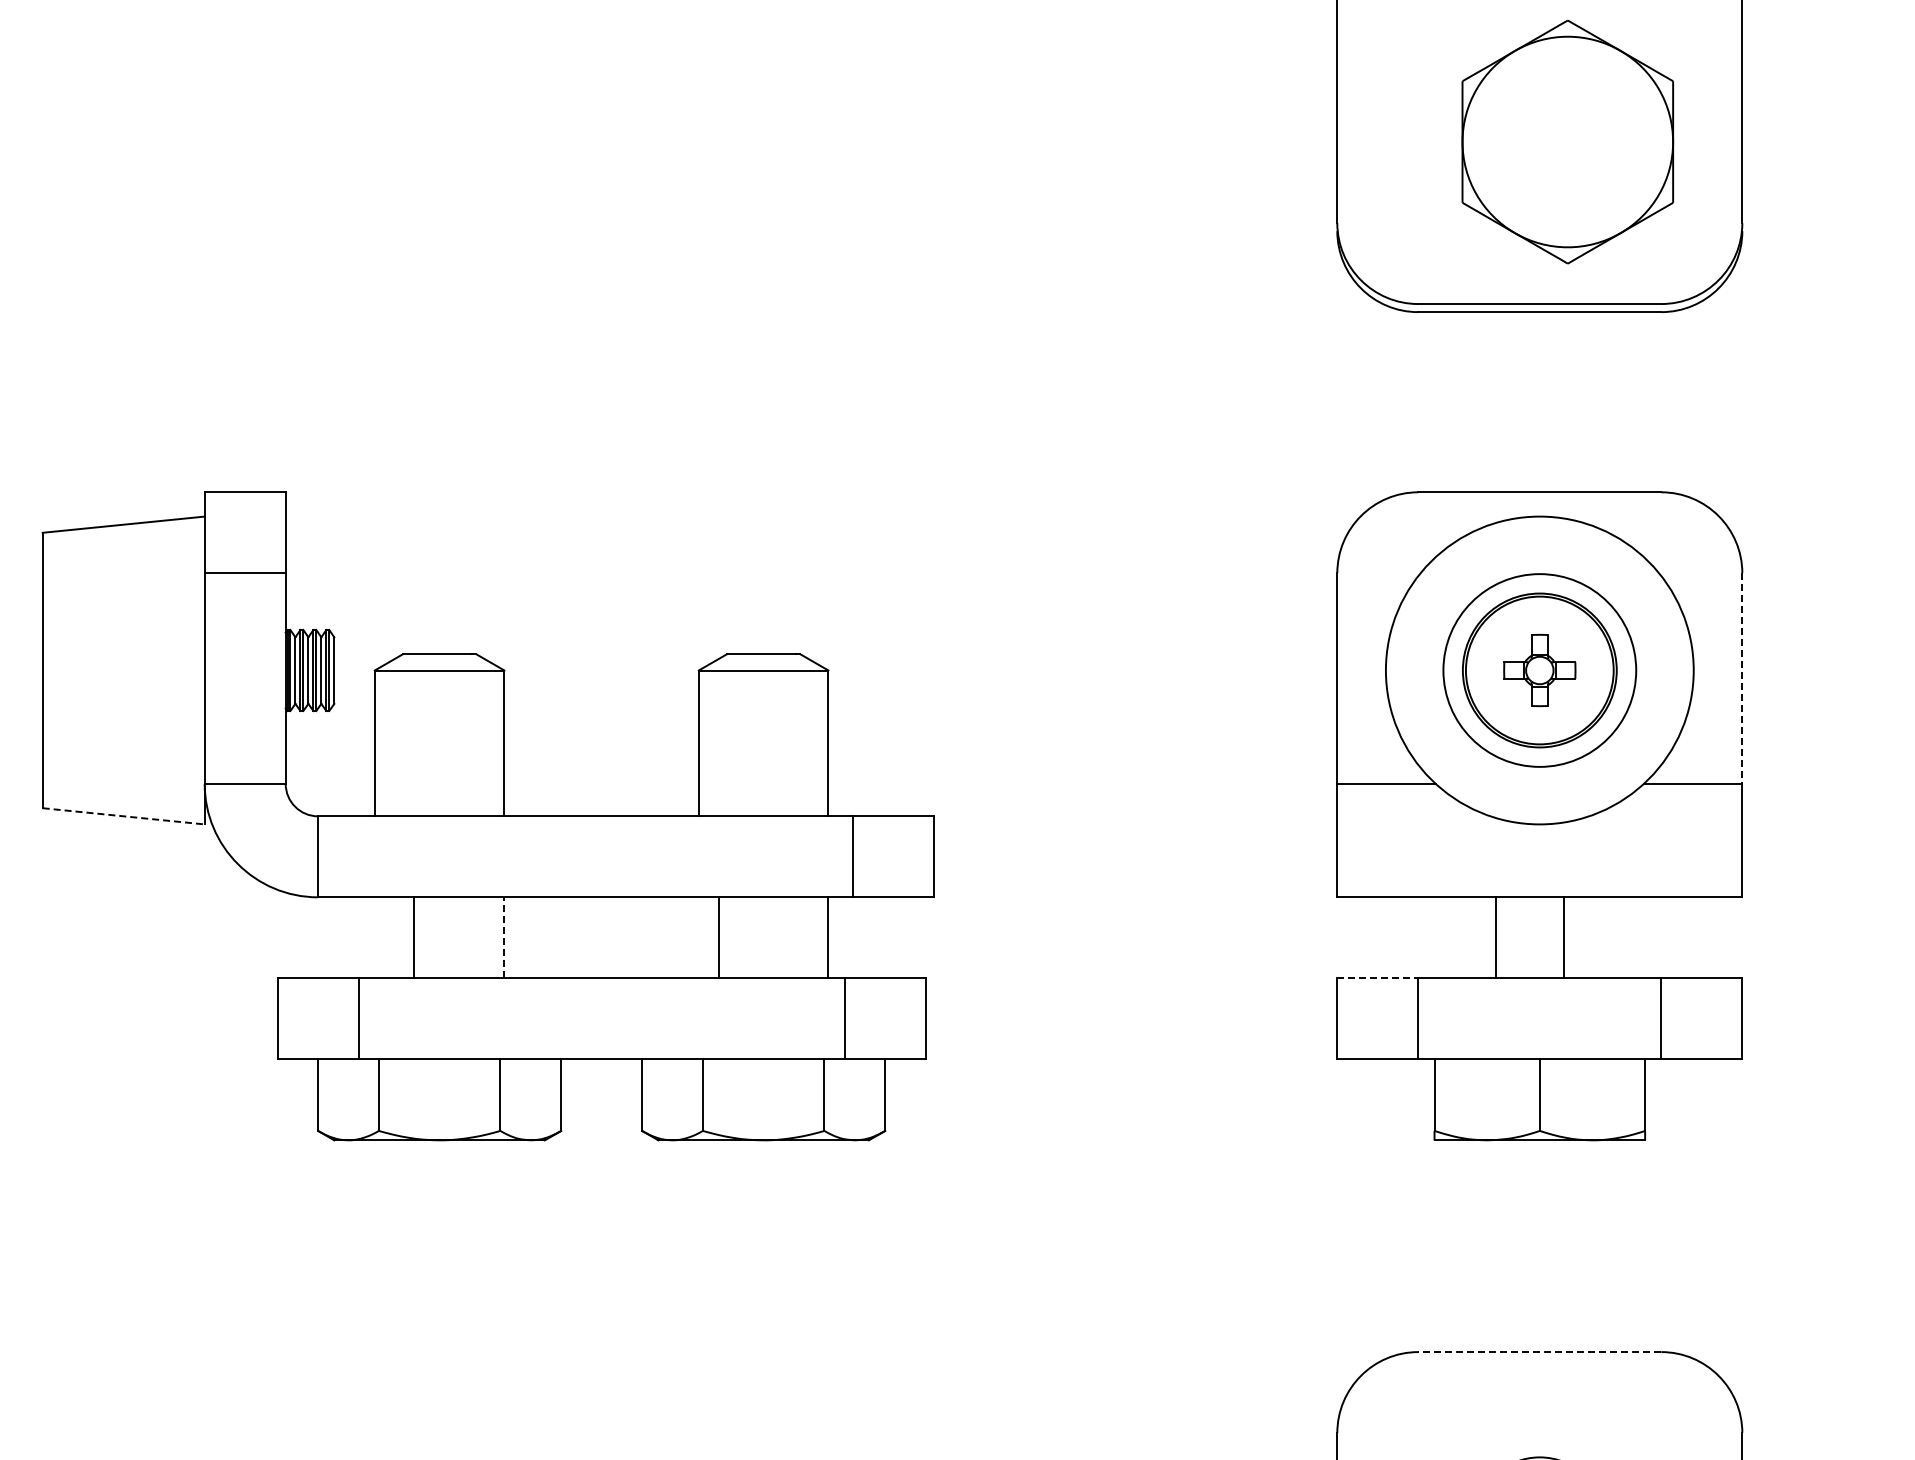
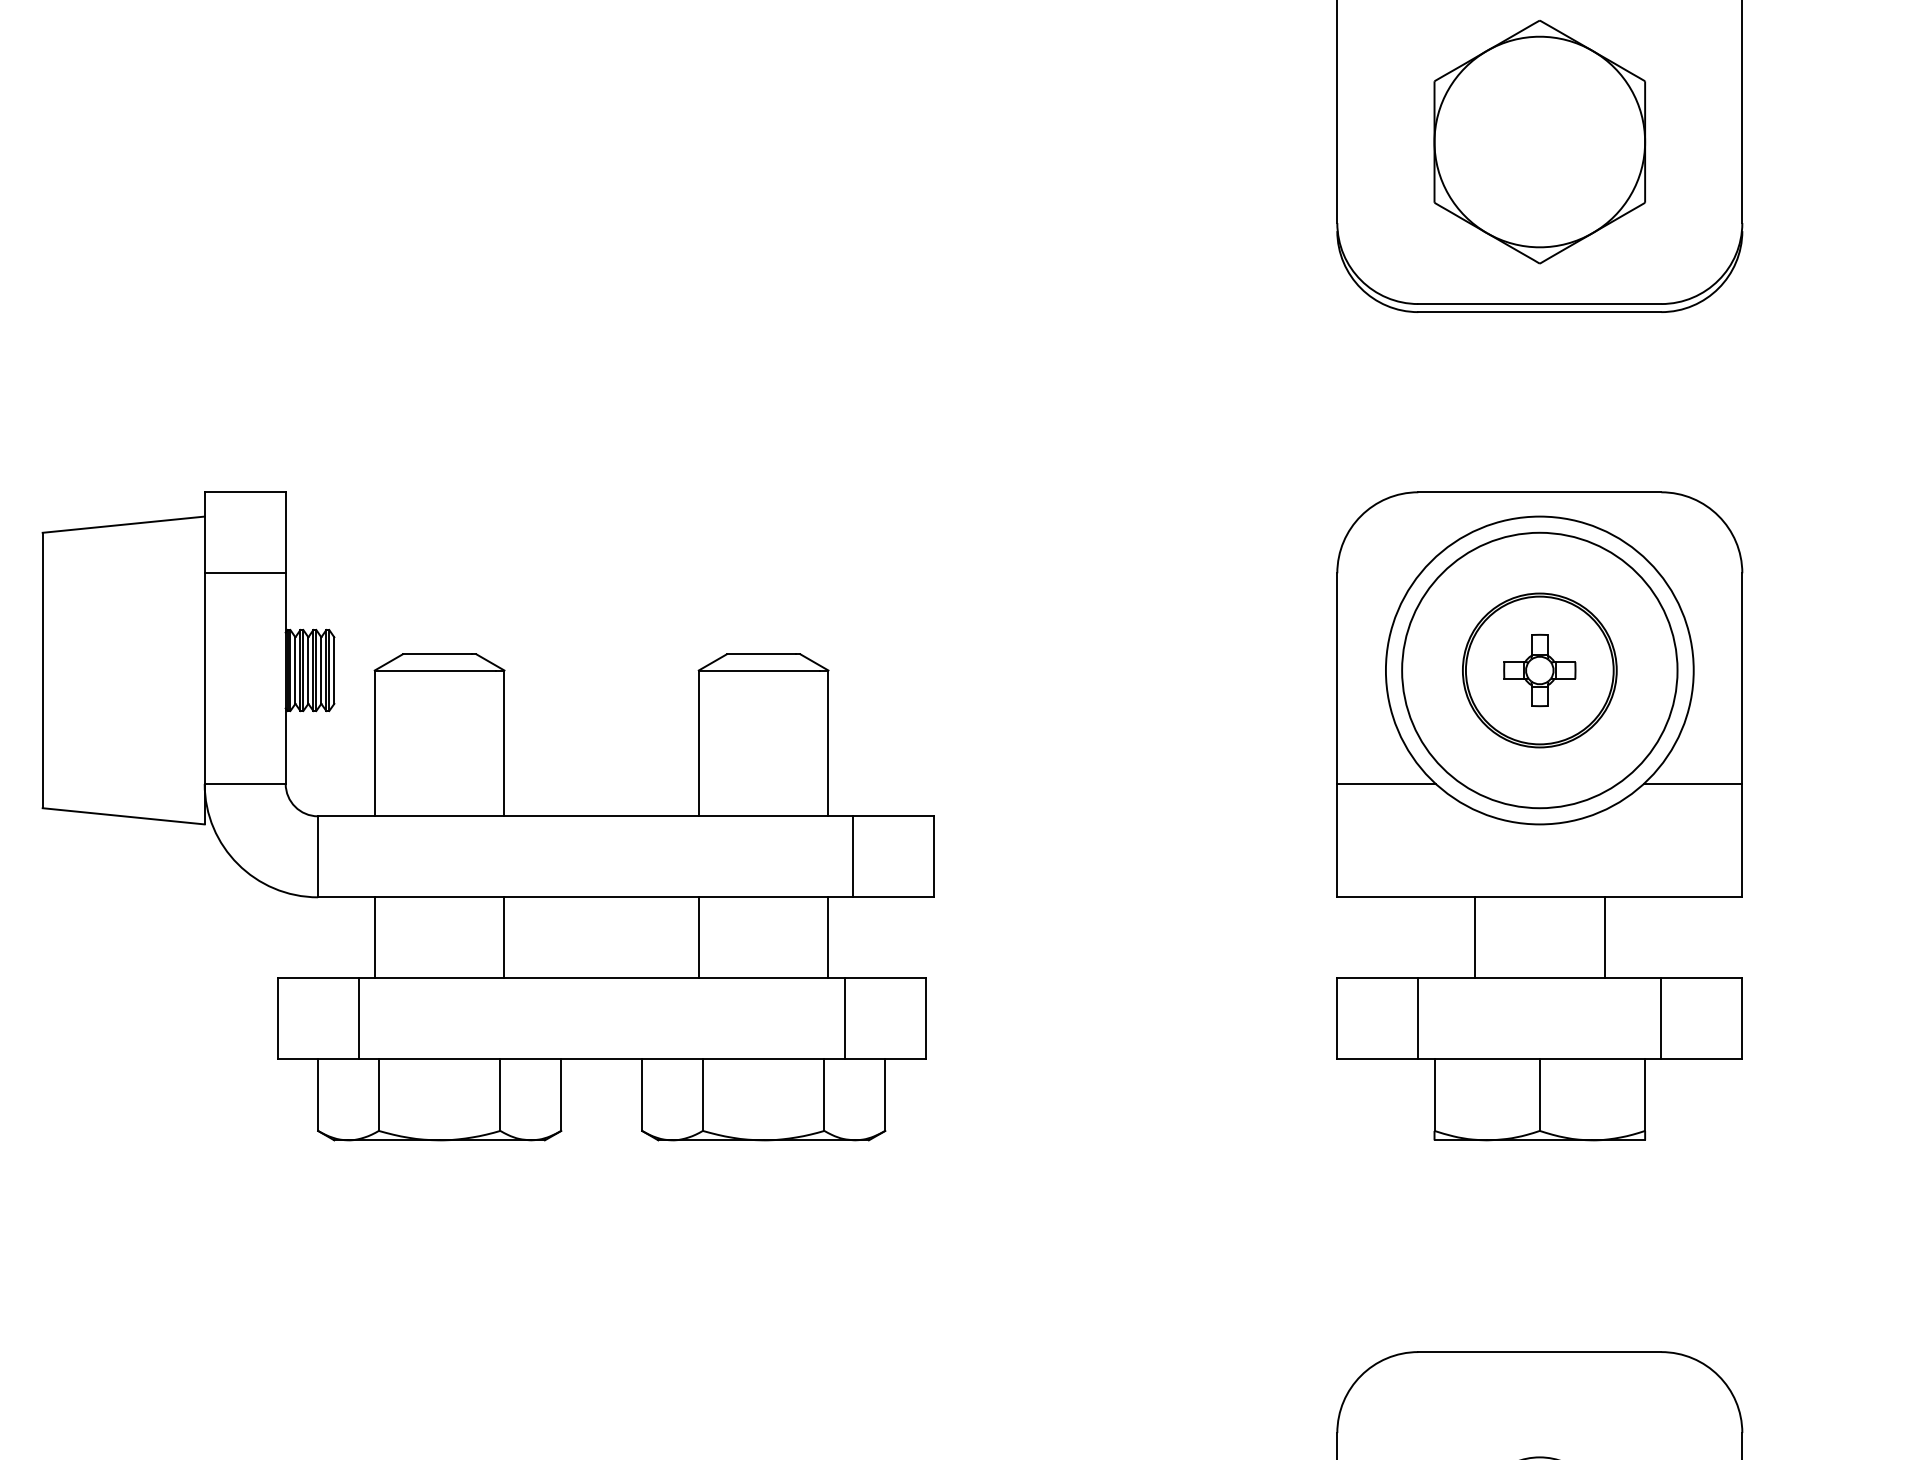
part position: (1567, 142) -> (1539, 142) (1539, 142)
circle diameter: 193 px -> 275 px (1539, 670)
line: dashed -> solid (1742, 679)
line: dashed -> solid (124, 816)
line position: (413, 937) -> (374, 937) (374, 937)
line: dashed -> solid (504, 937)
line position: (718, 937) -> (698, 937) (698, 937)
line position: (1496, 937) -> (1475, 937) (1475, 937)
line position: (1563, 937) -> (1604, 937) (1604, 937)
line: dashed -> solid (1377, 978)
line: dashed -> solid (1539, 1352)
